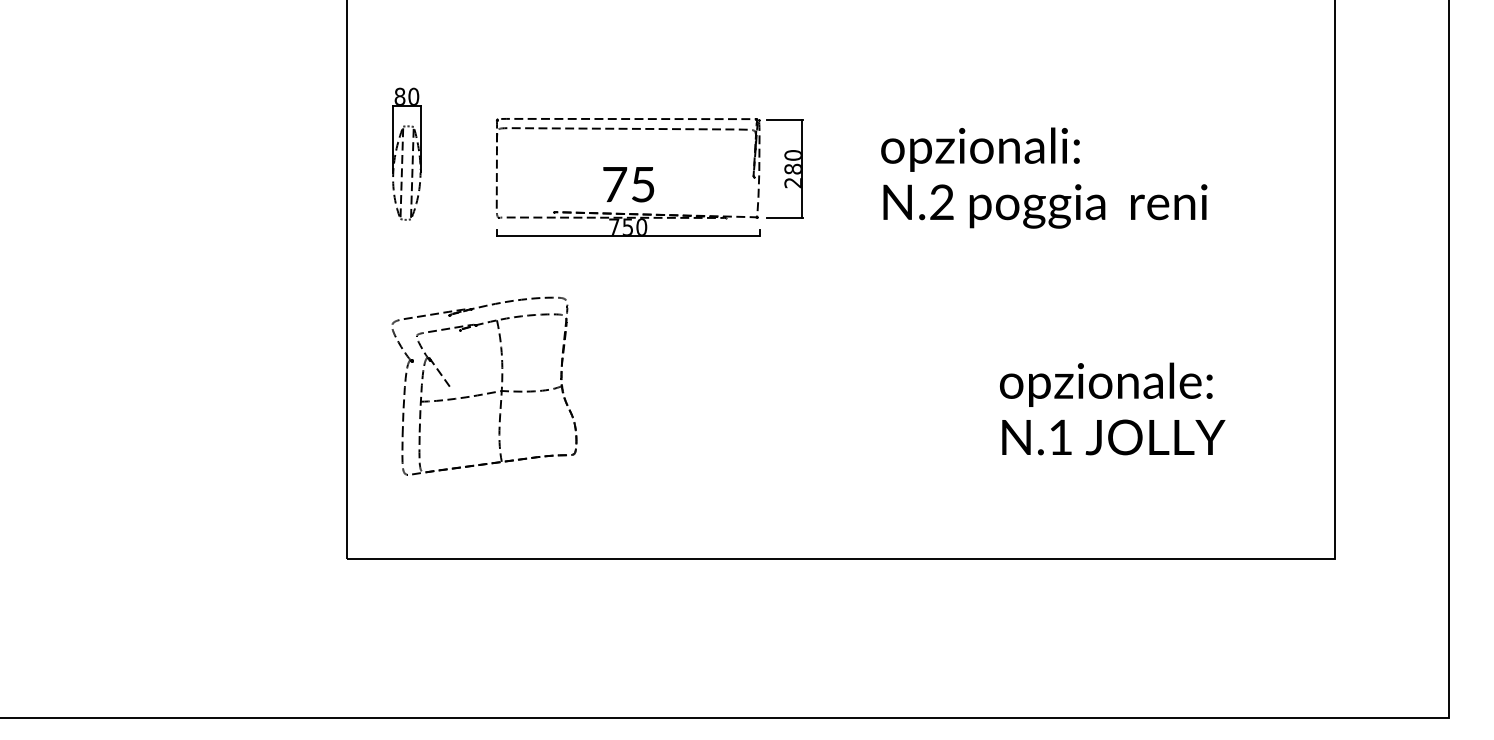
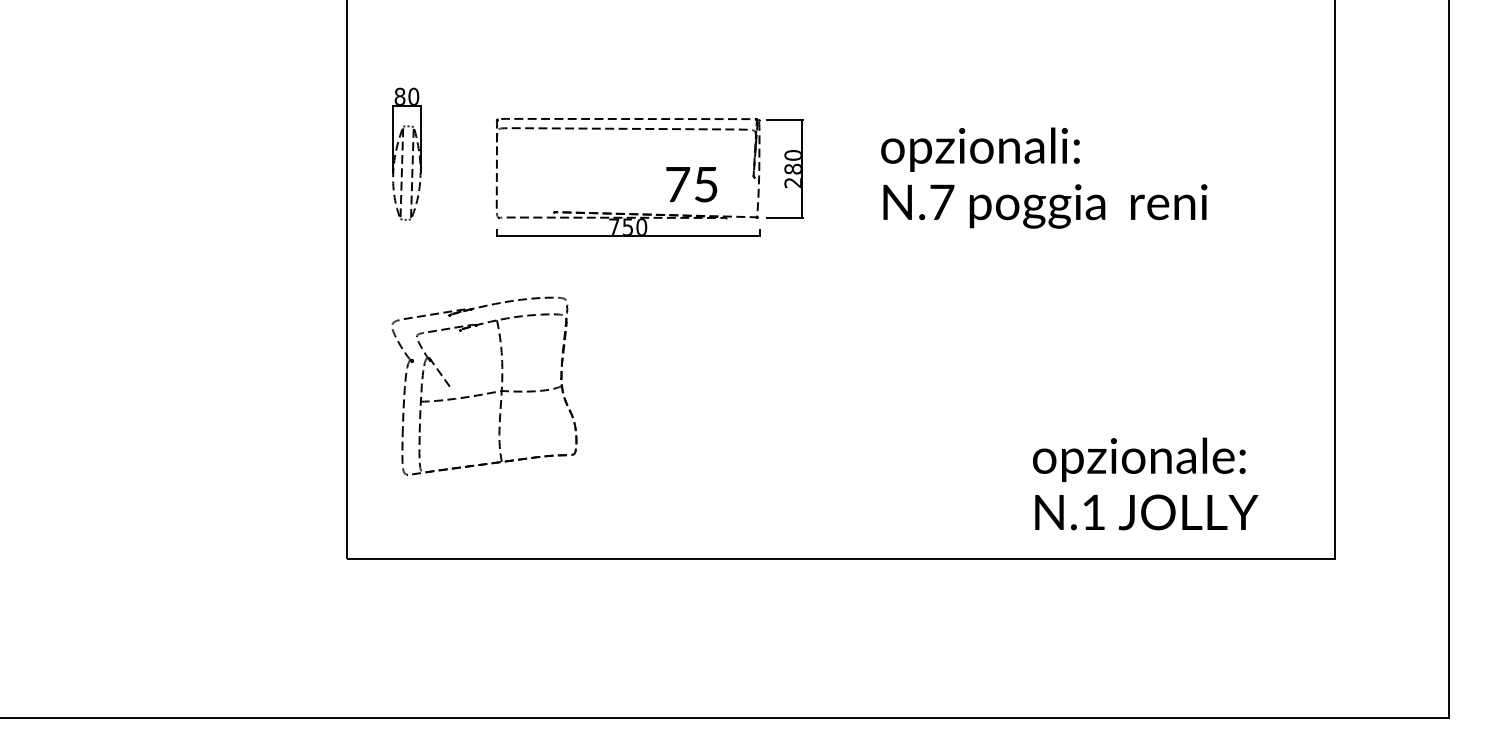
text position: (628, 184) -> (691, 184) (691, 184)
text: N.2 -> N.7 (942, 201)
text position: (1112, 408) -> (1145, 483) (1145, 483)
